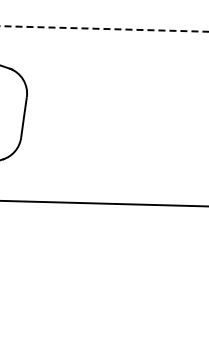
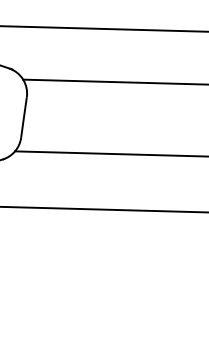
line: dashed -> solid (104, 28)
line: none -> present (114, 81)
line: none -> present (110, 153)
line position: (103, 203) -> (103, 209) (103, 209)
